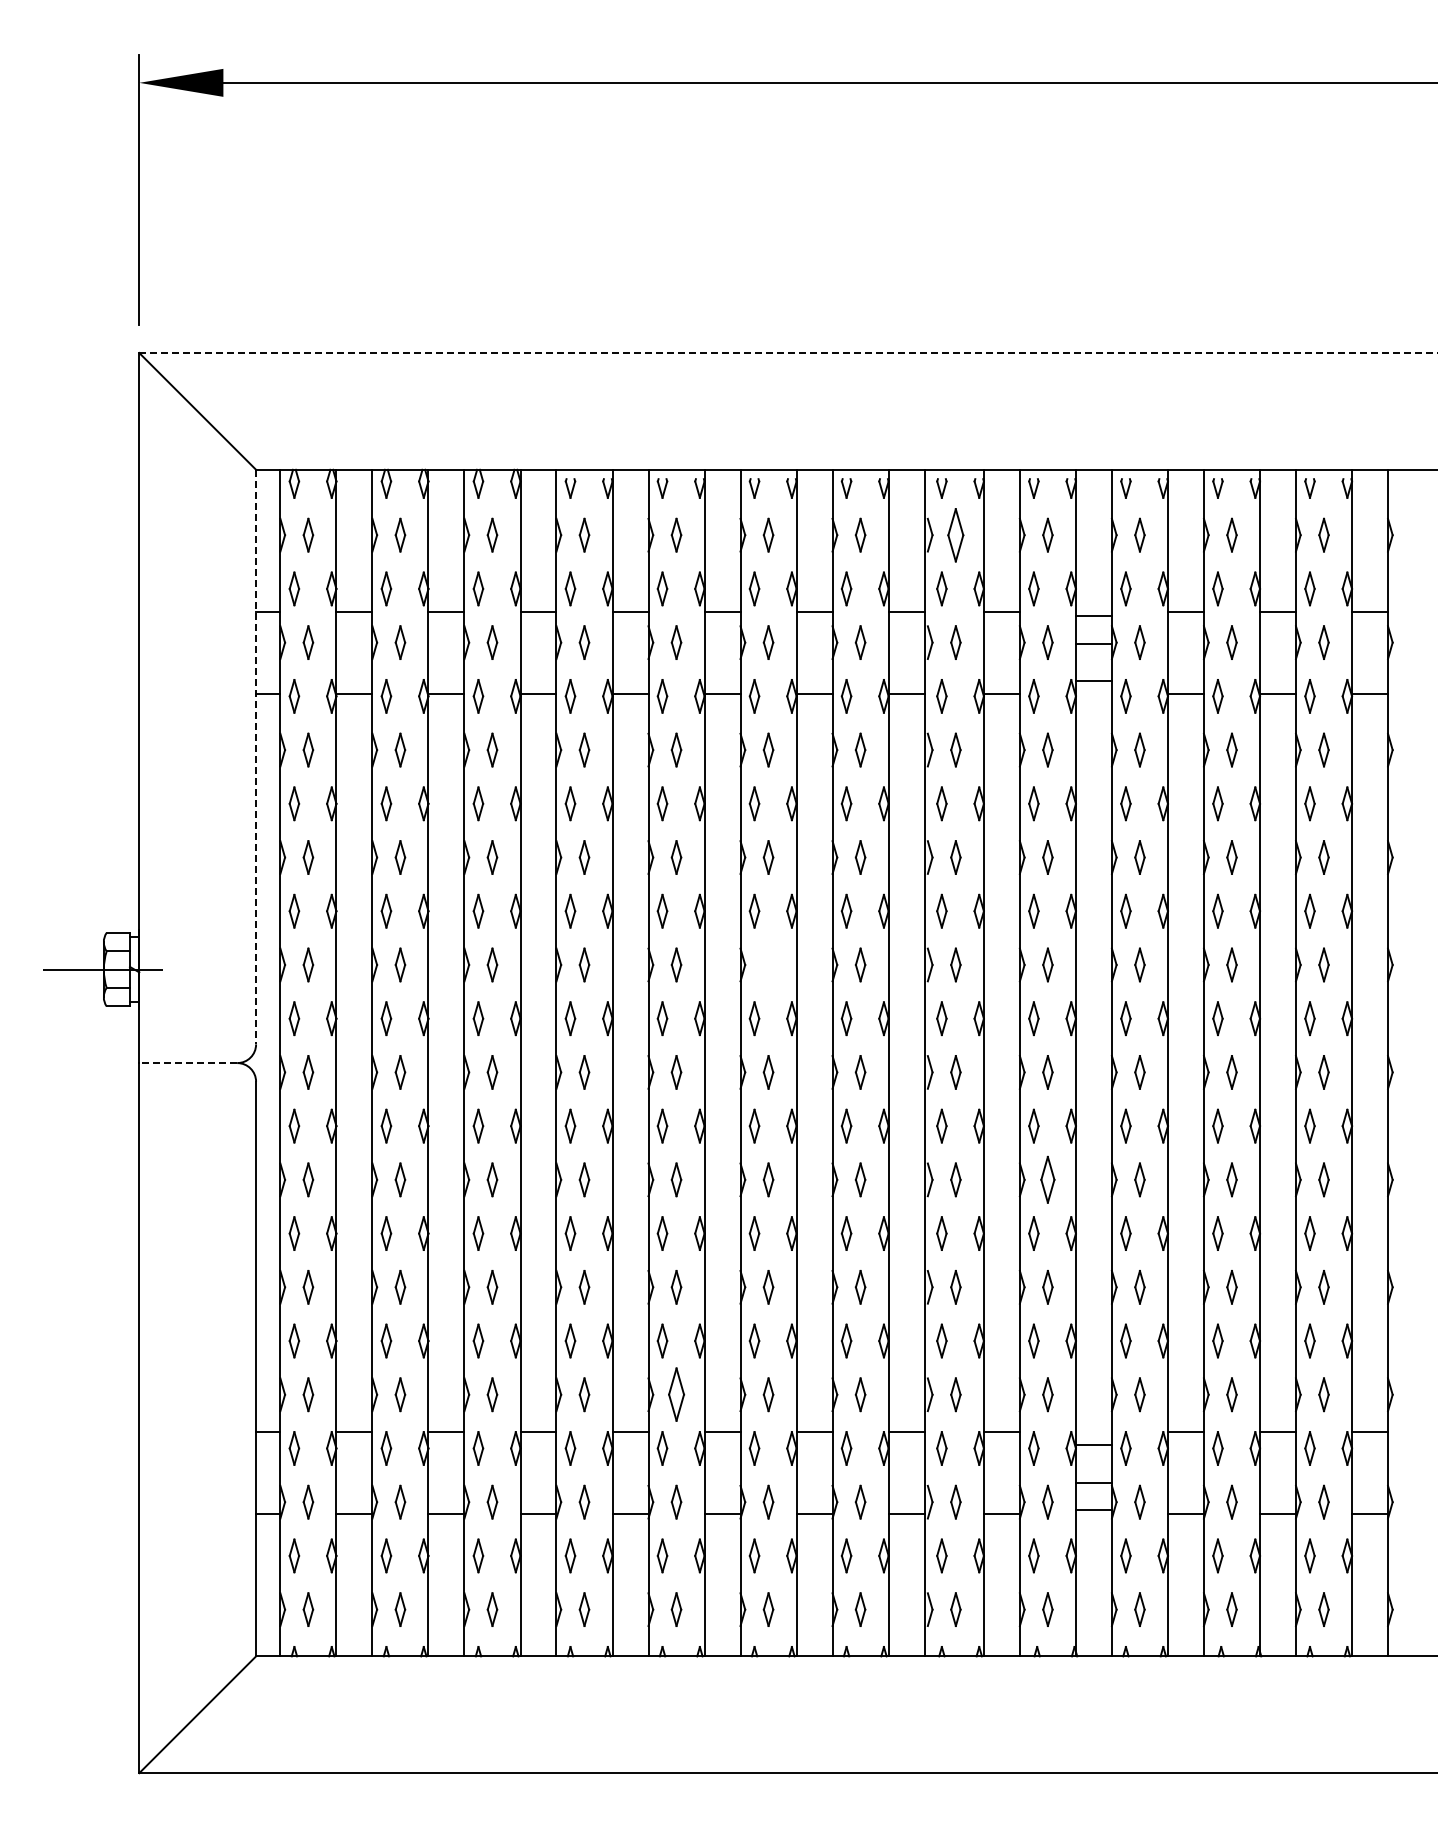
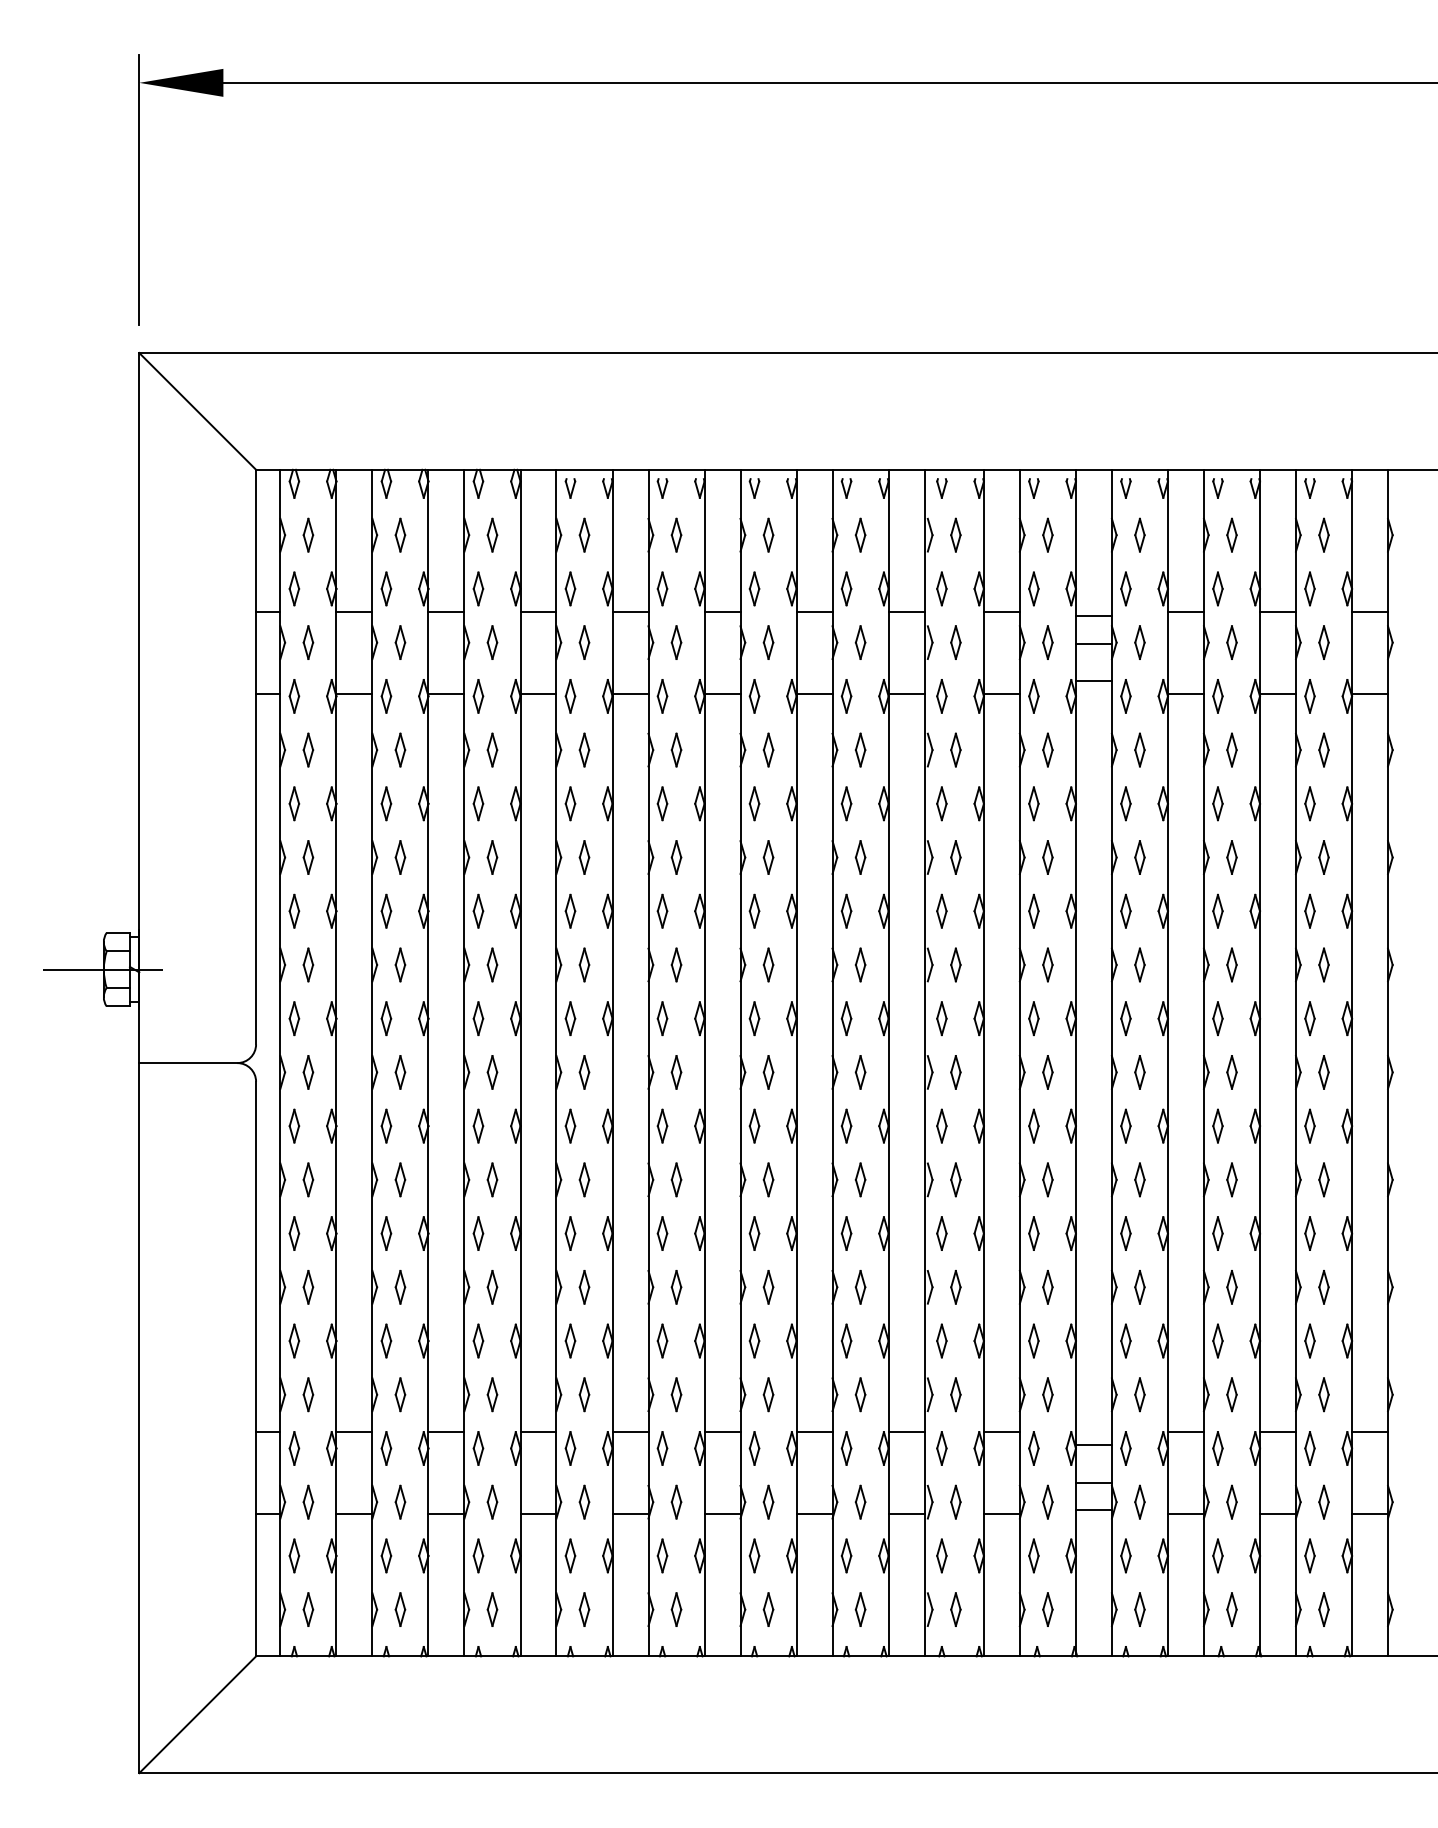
line: dashed -> solid (788, 353)
part size: 18x55 px -> 12x36 px (955, 534)
line: dashed -> solid (256, 757)
part: none -> present (768, 964)
line: dashed -> solid (187, 1063)
part size: 16x49 px -> 12x36 px (1047, 1179)
part size: 18x55 px -> 13x36 px (676, 1394)
